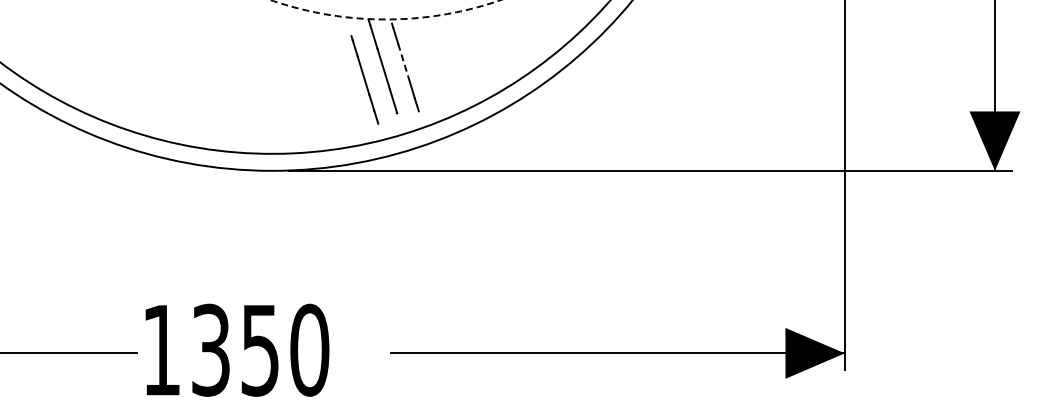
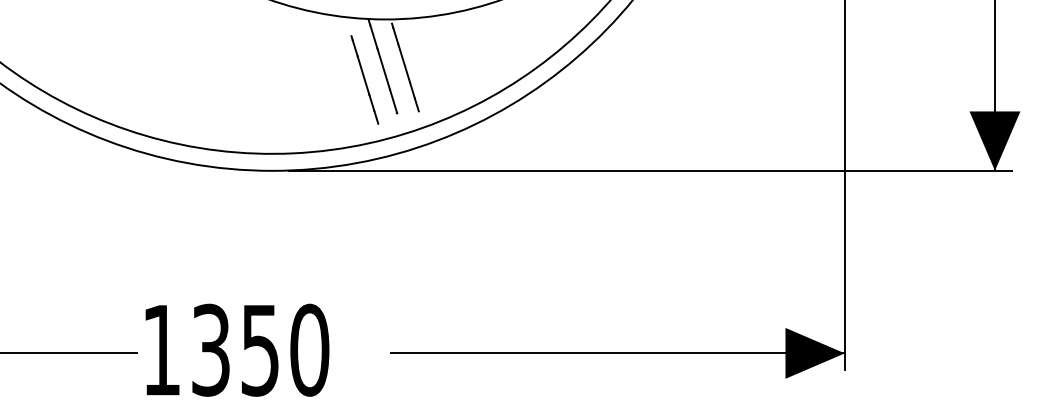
circle: dashed -> solid (385, 9)
line: dashed -> solid (404, 63)
